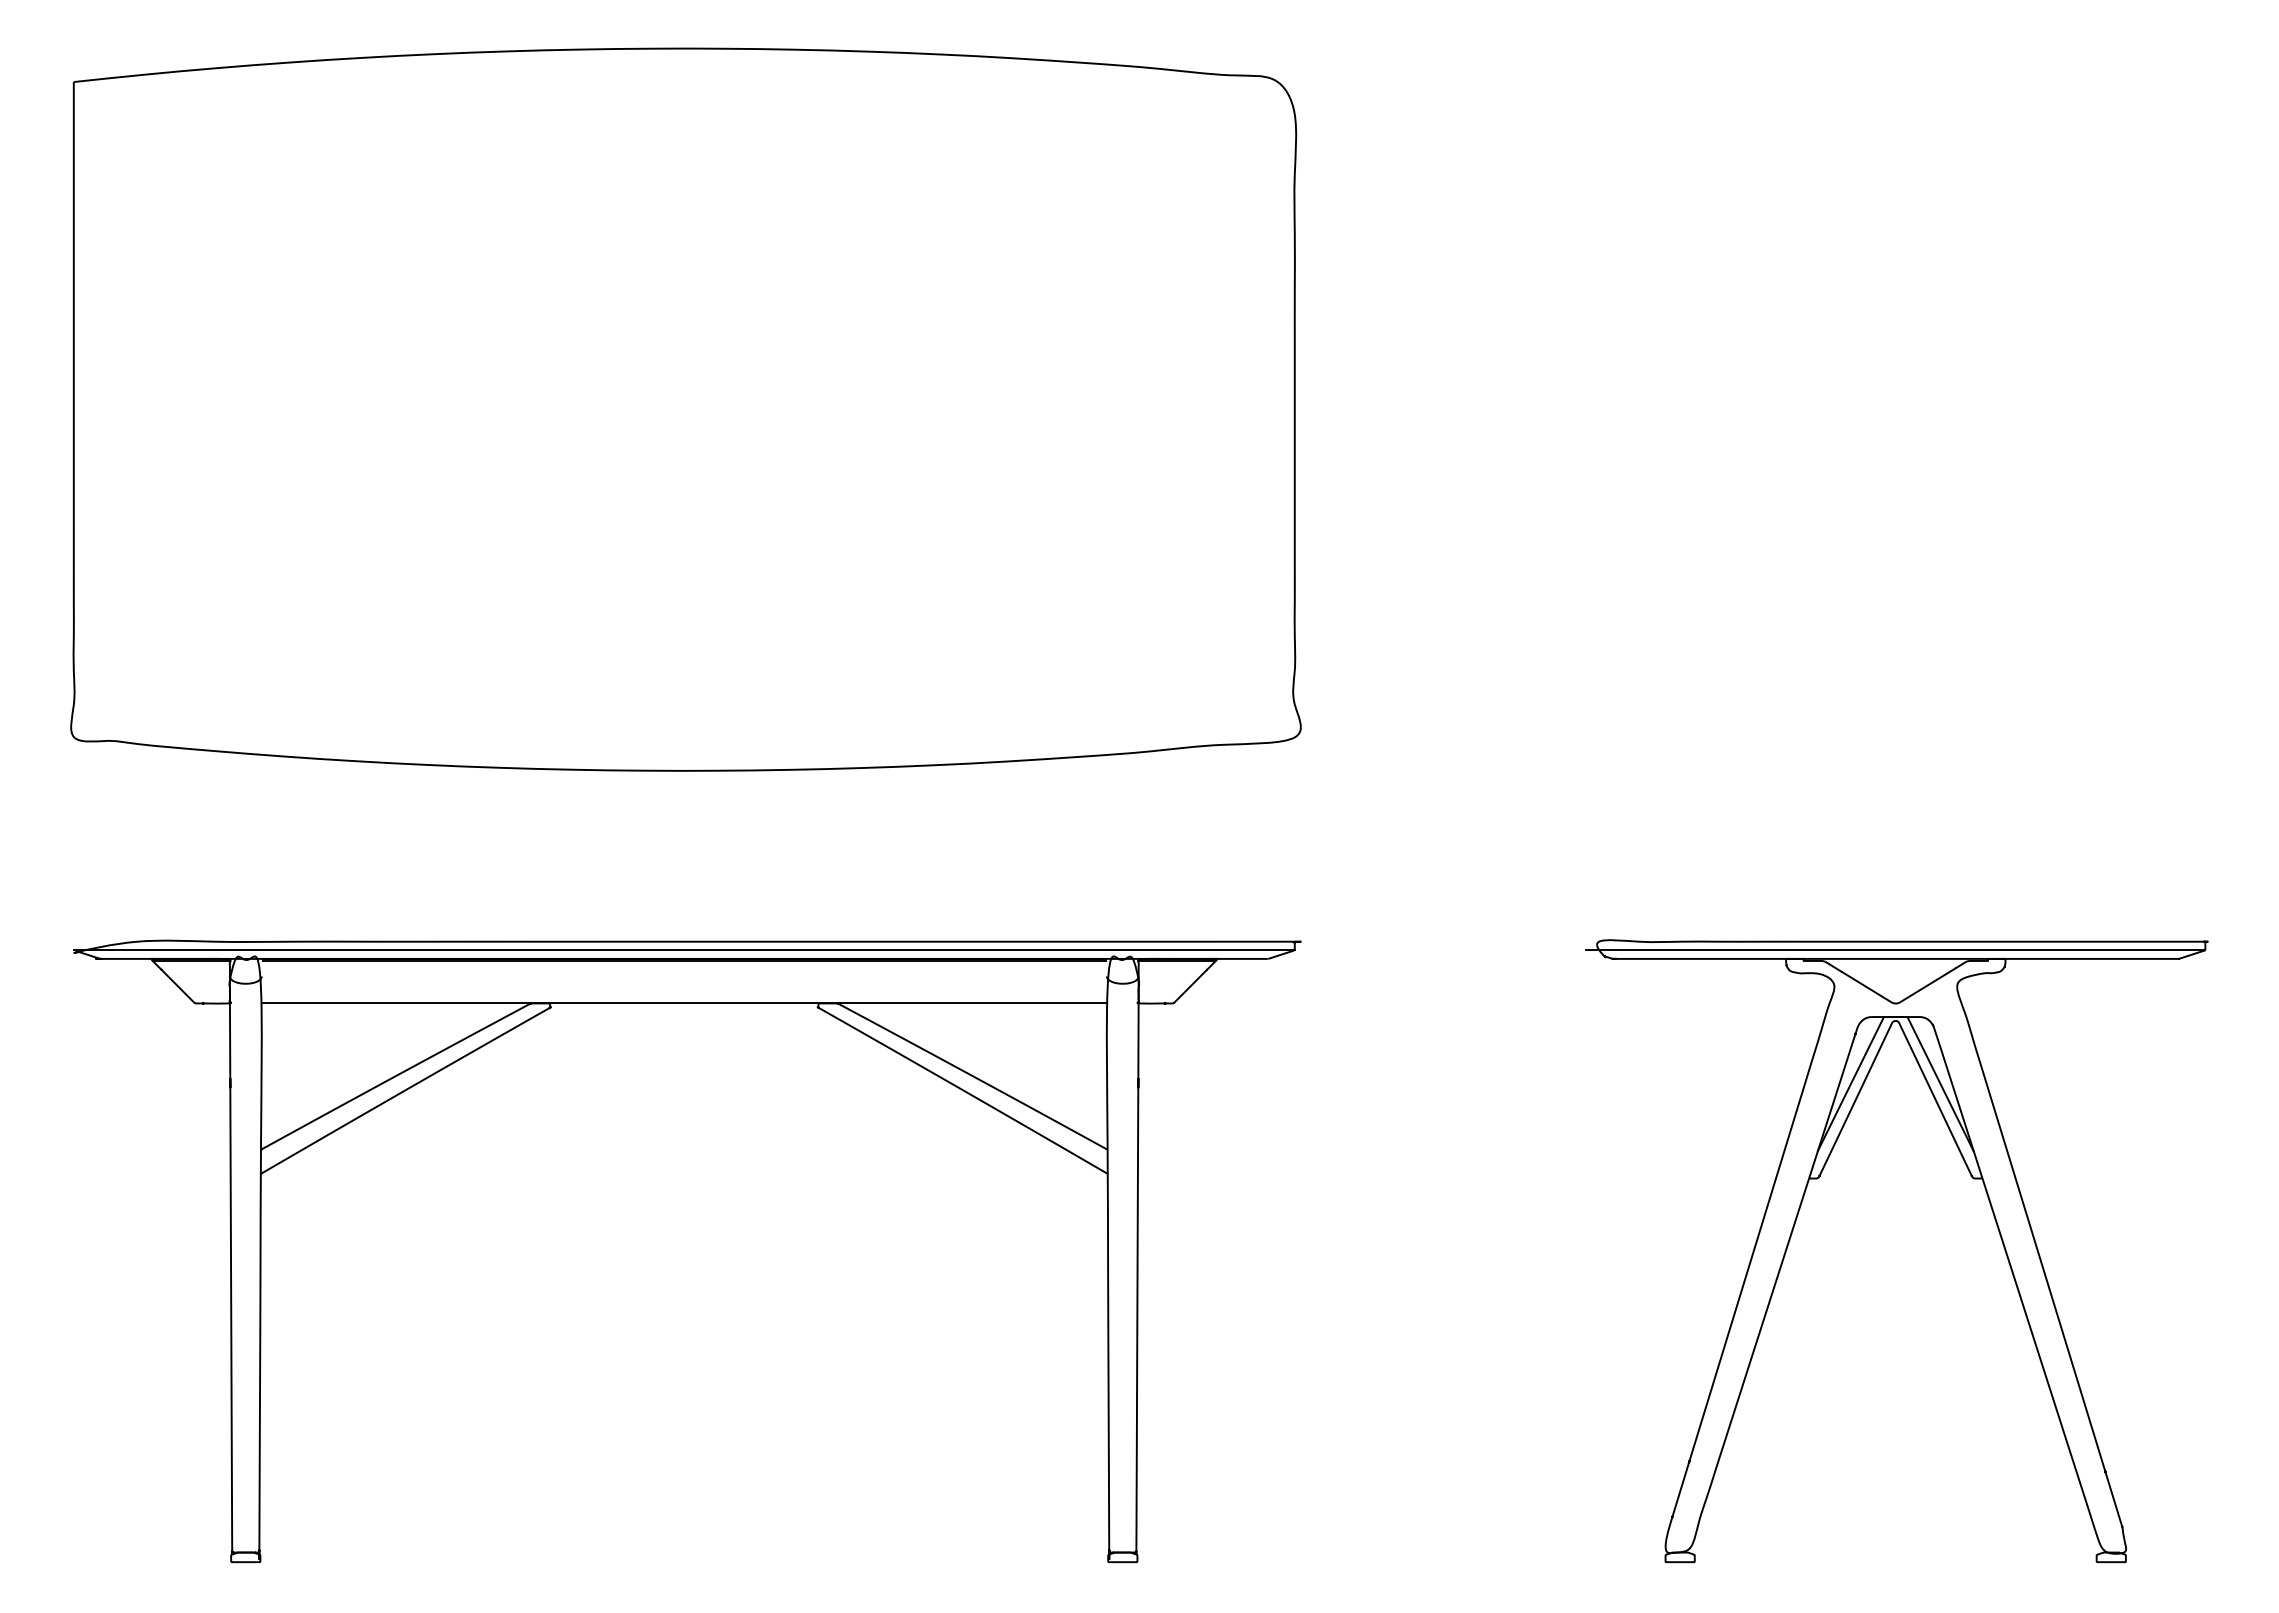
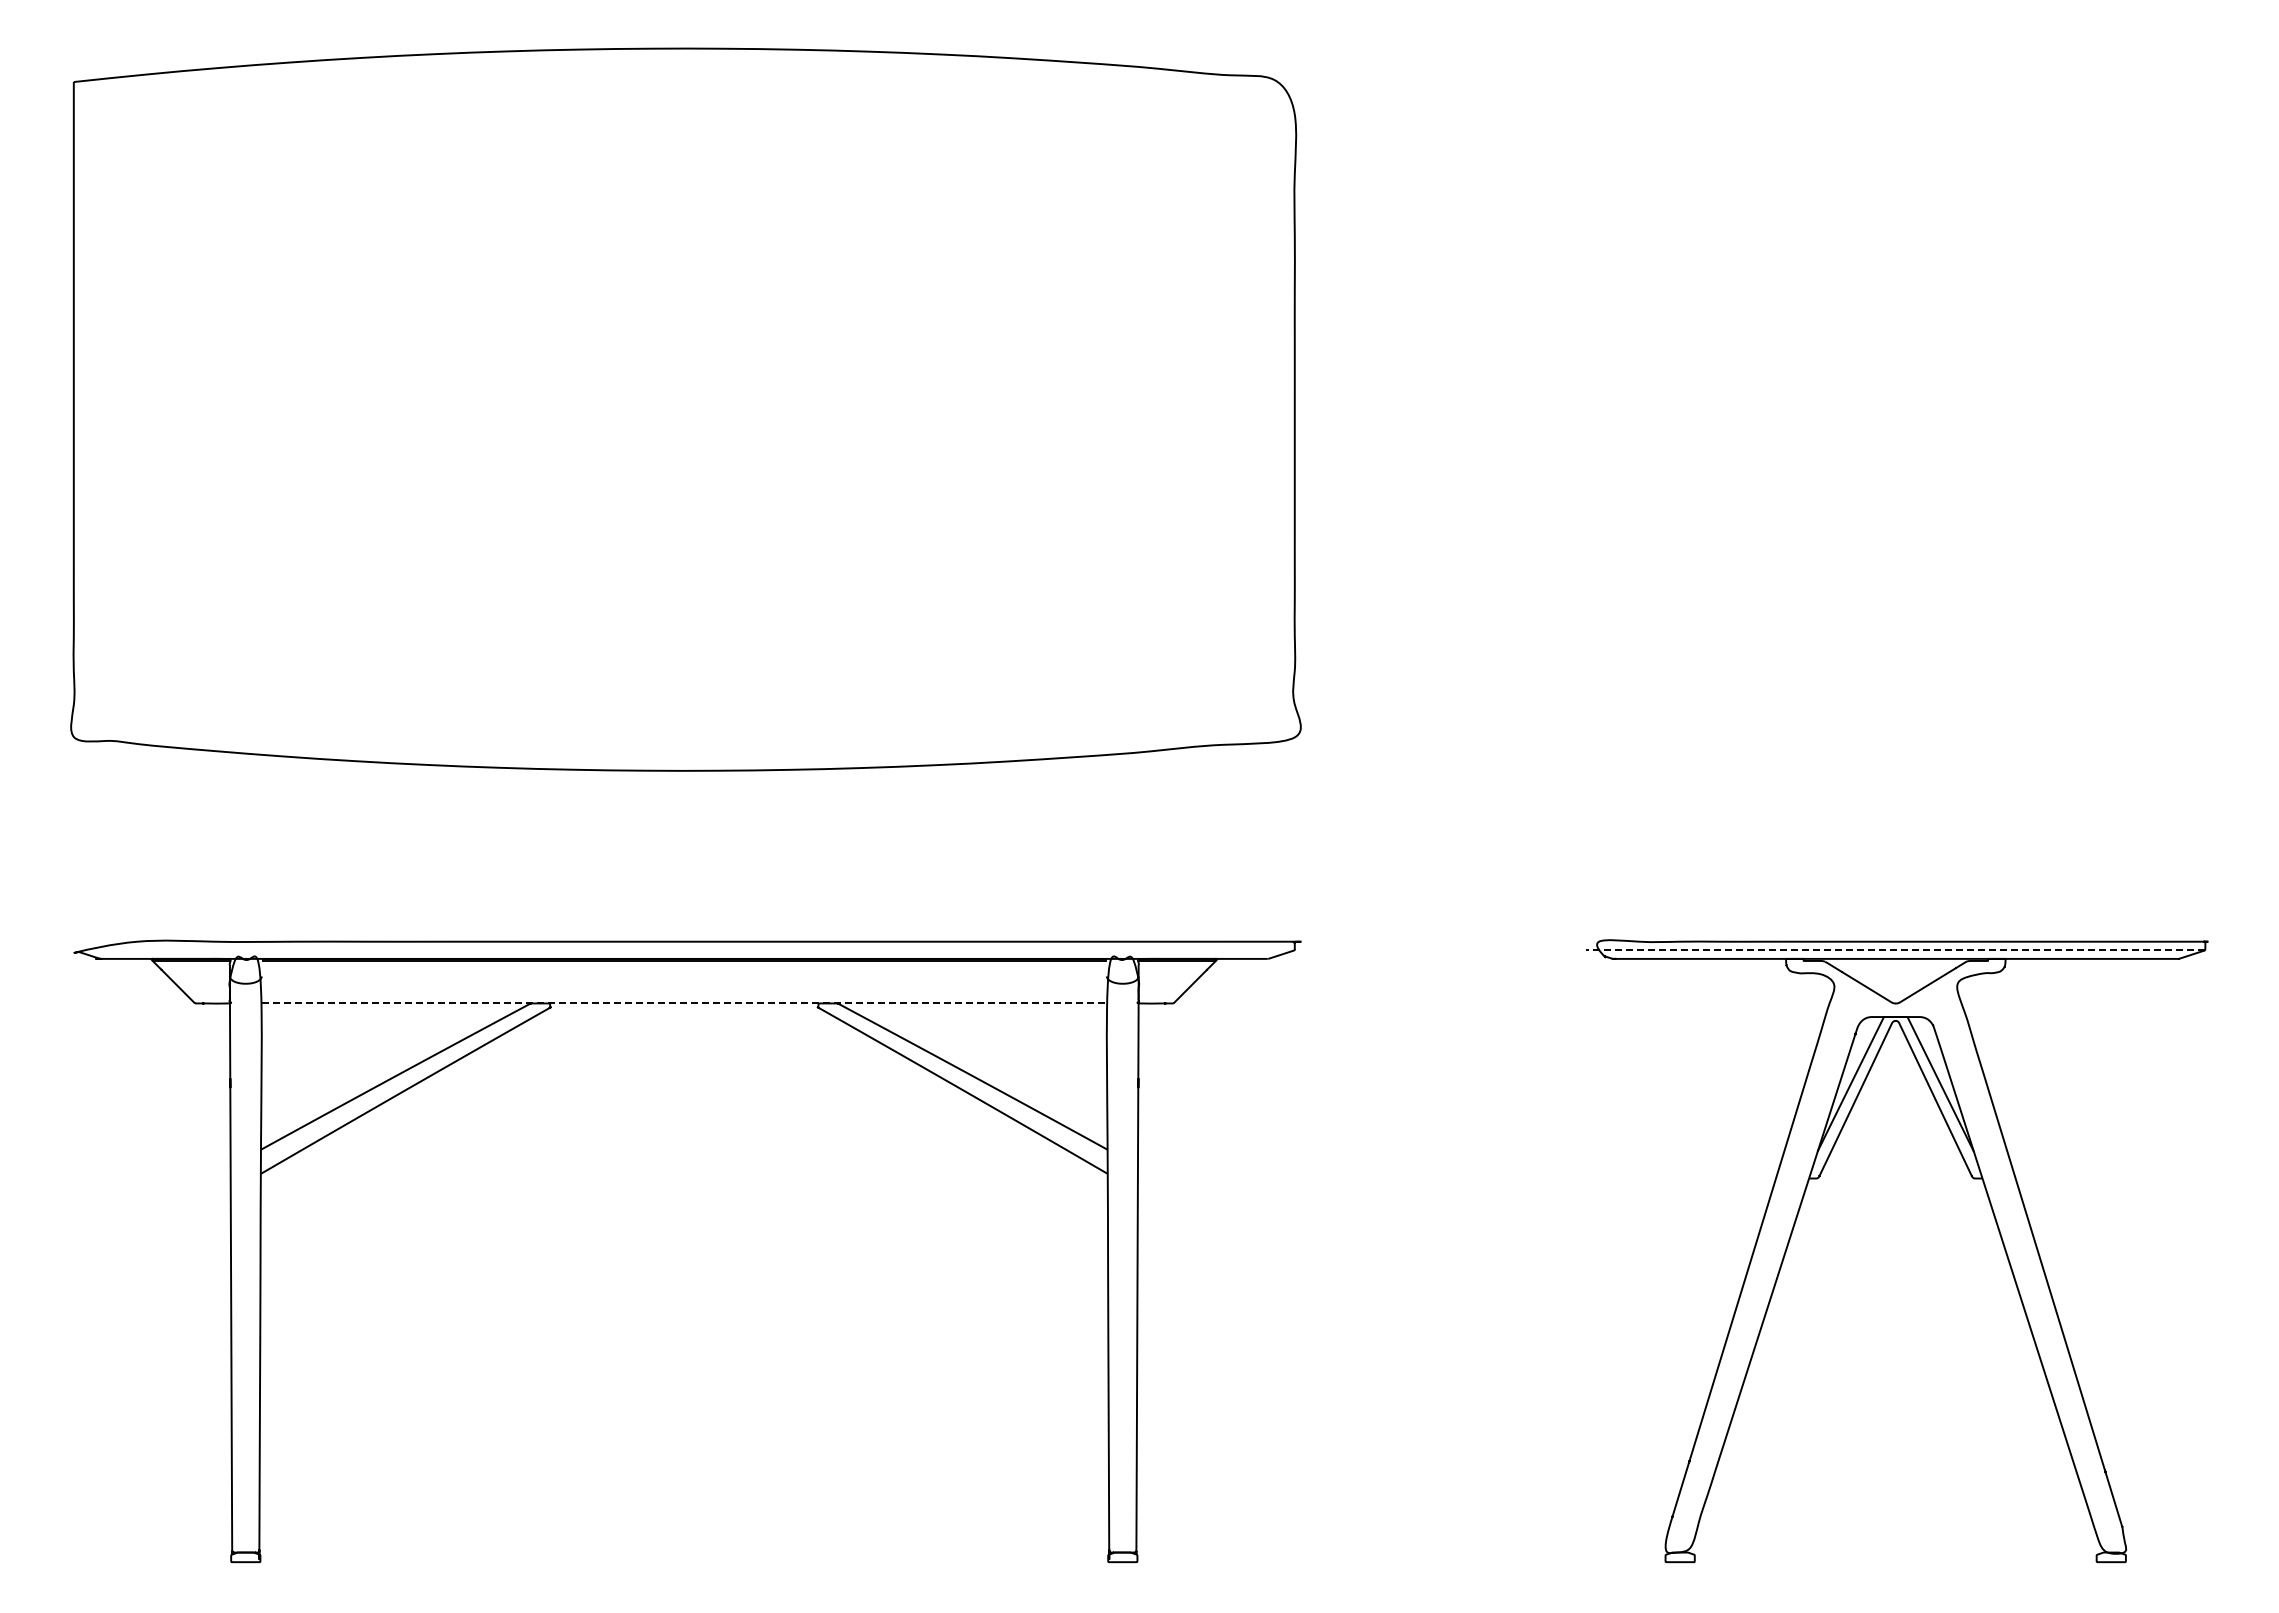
line: present -> none (683, 950)
line: solid -> dashed (1895, 950)
line: solid -> dashed (684, 1003)
